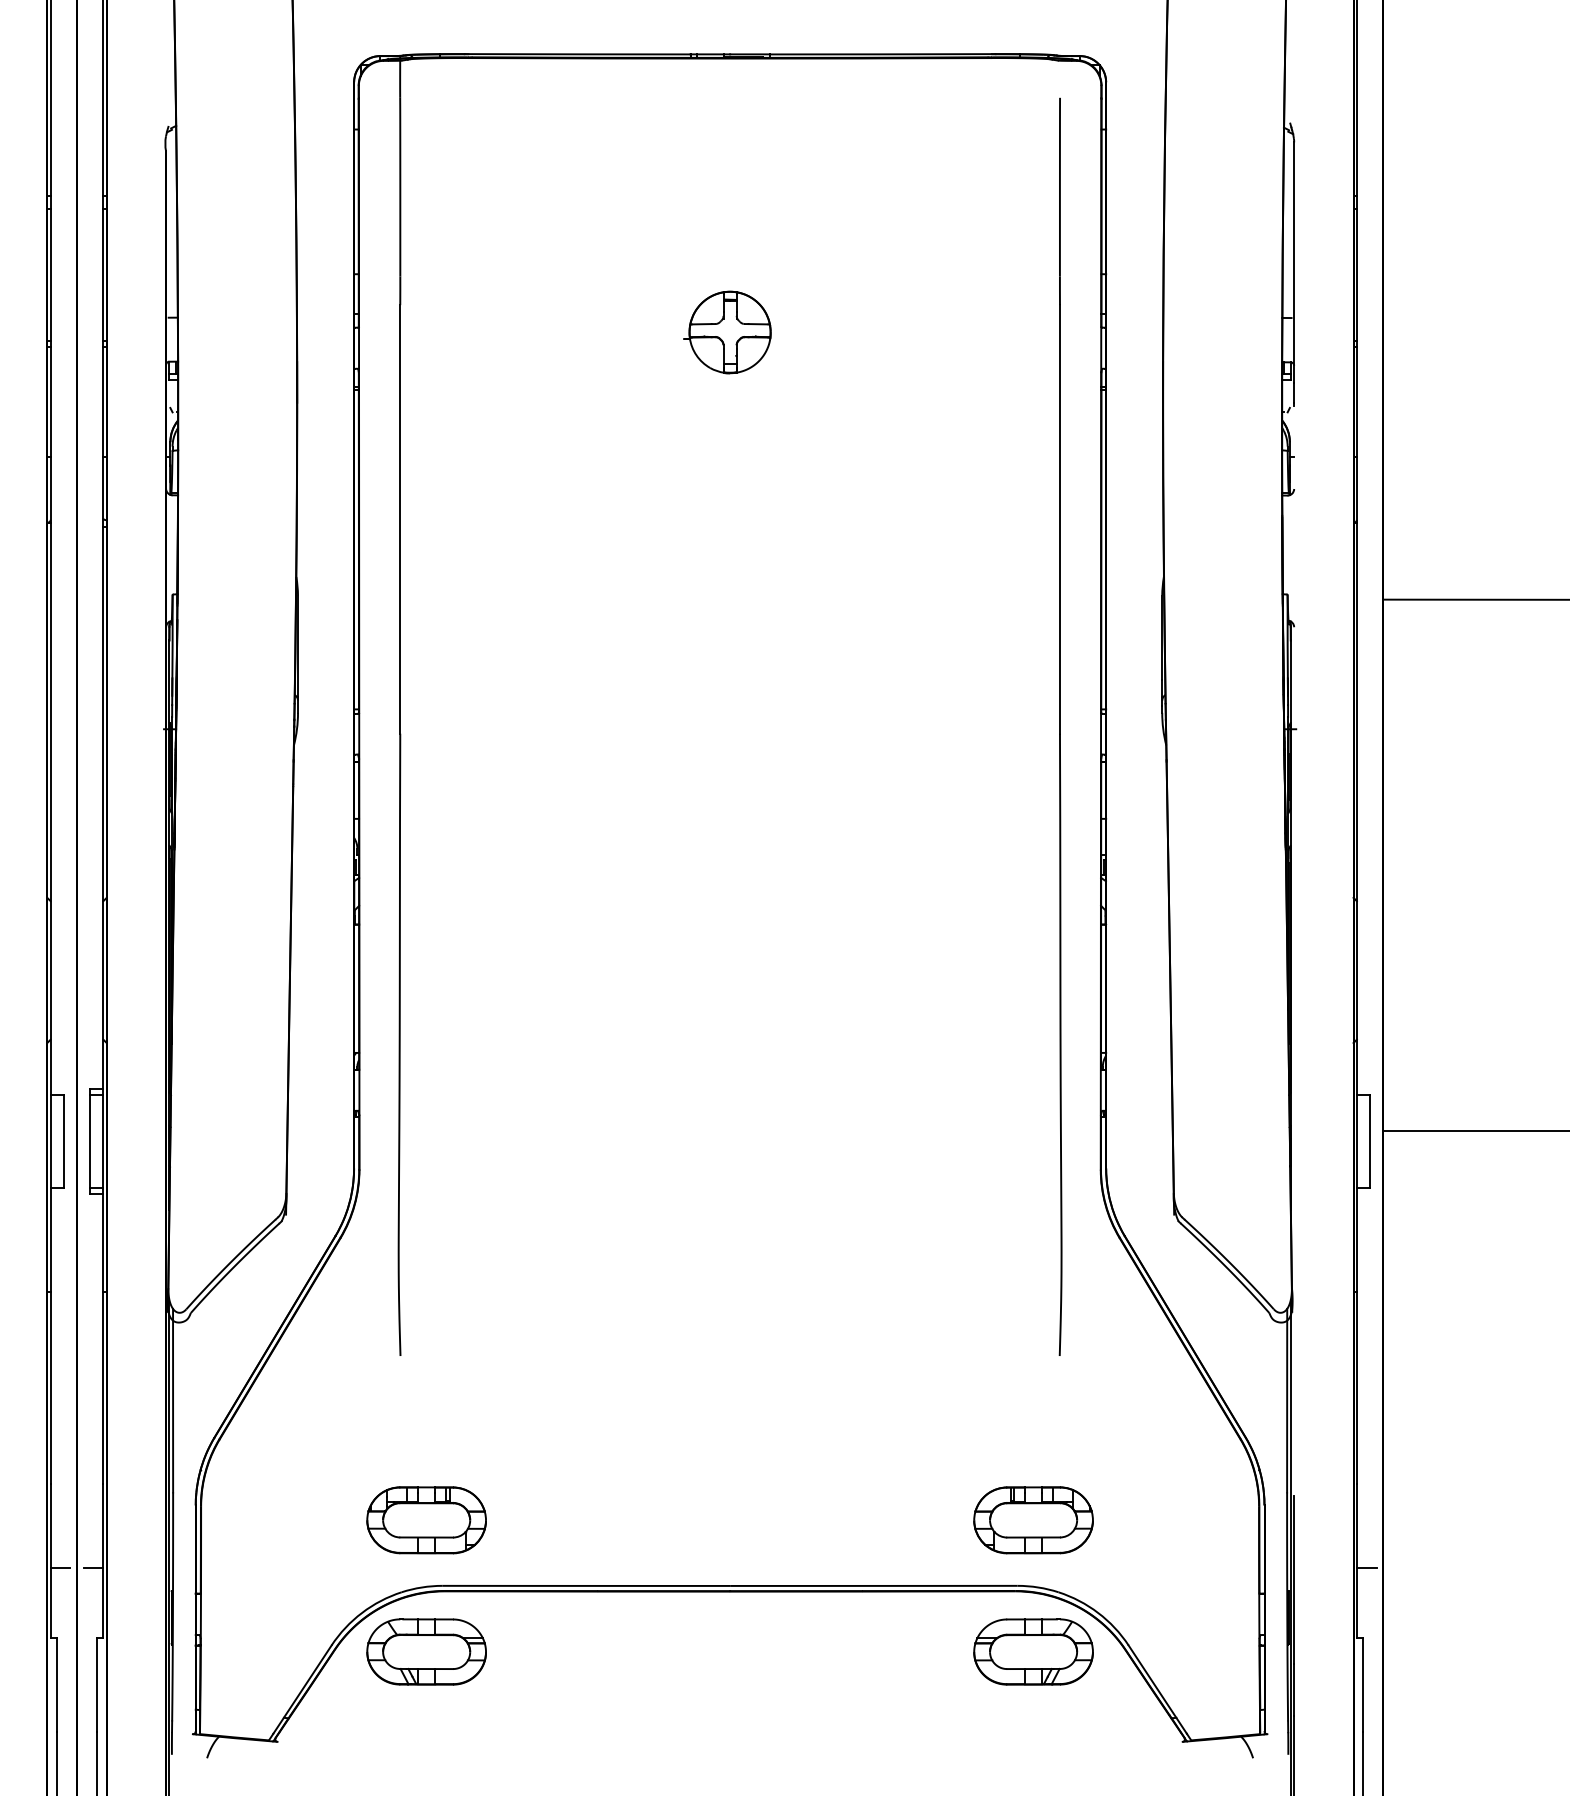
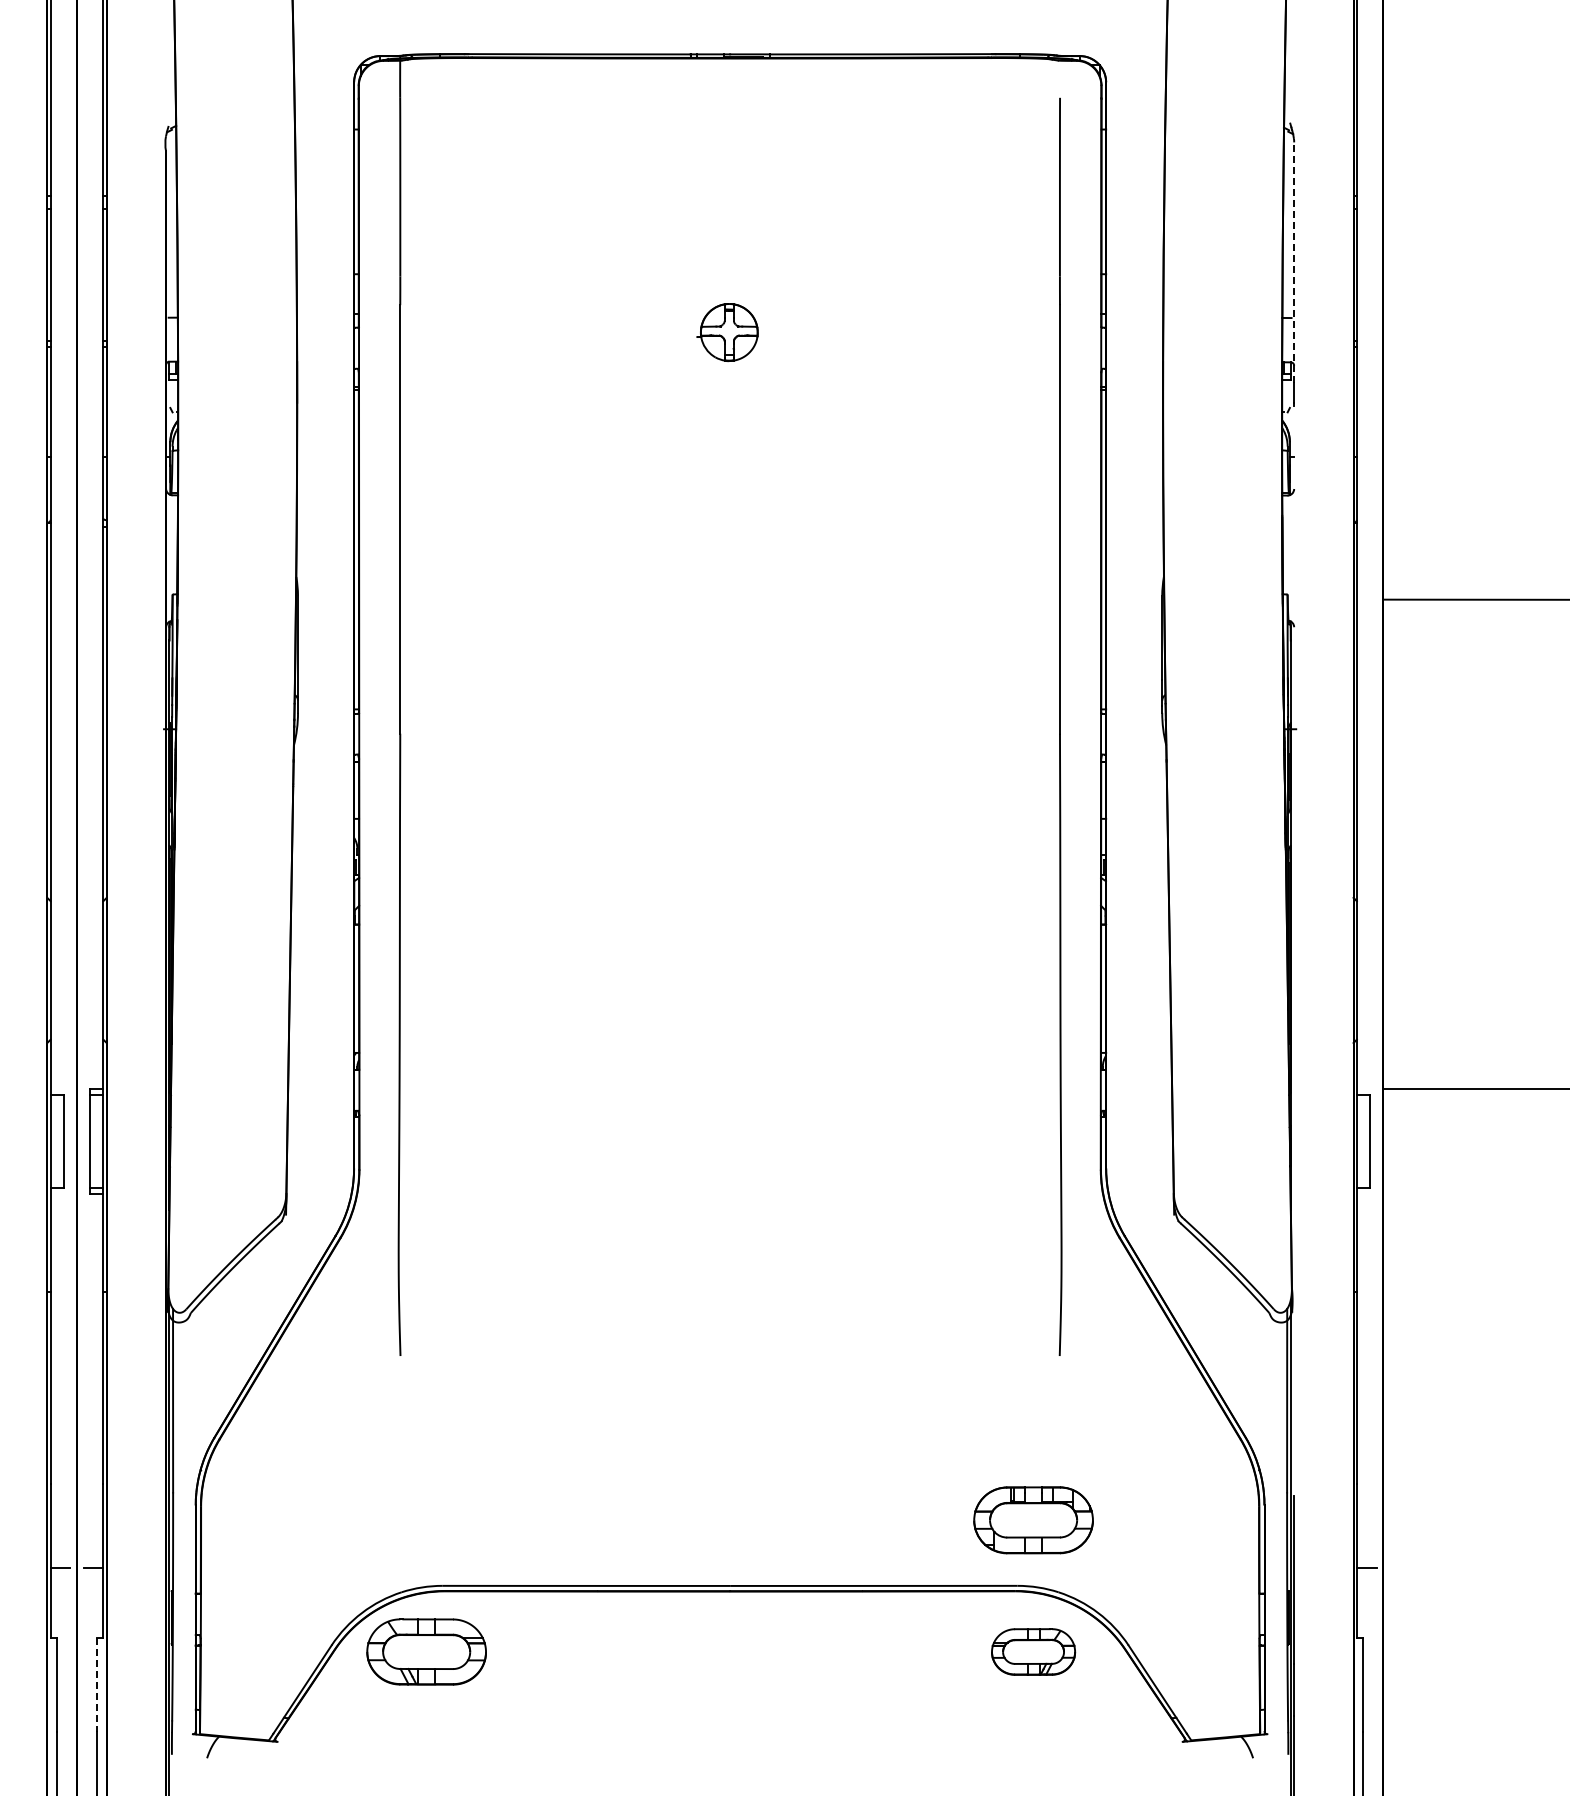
line: solid -> dashed (1294, 262)
part size: 89x85 px -> 63x60 px (727, 332)
line position: (1474, 1131) -> (1474, 1089) (1474, 1089)
part: present -> none (426, 1520)
part size: 121x68 px -> 86x48 px (1033, 1651)
line: solid -> dashed (96, 1685)
